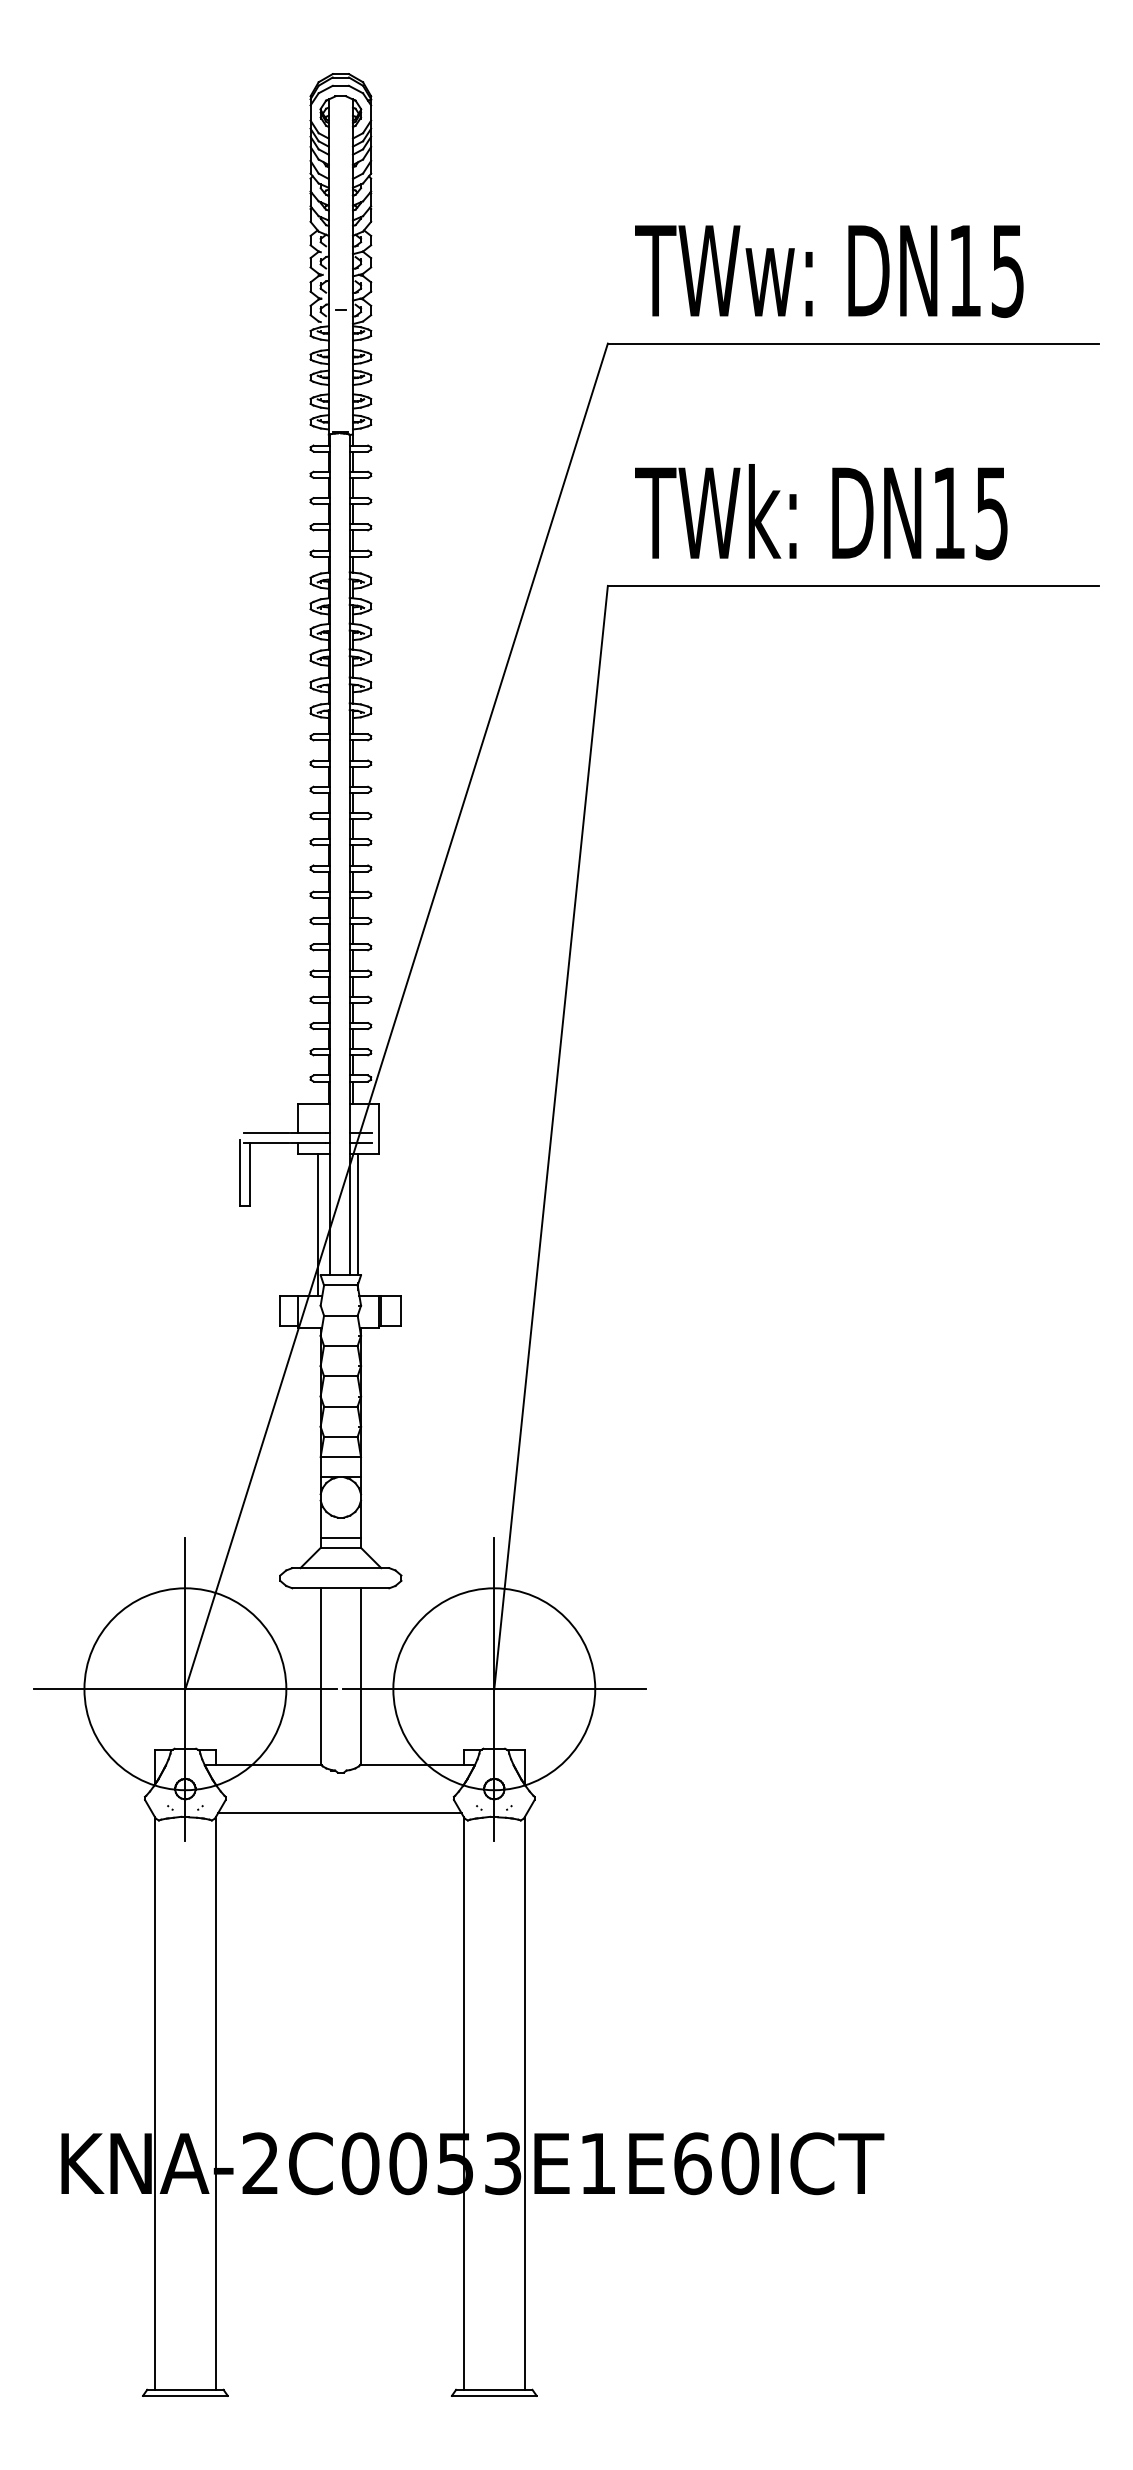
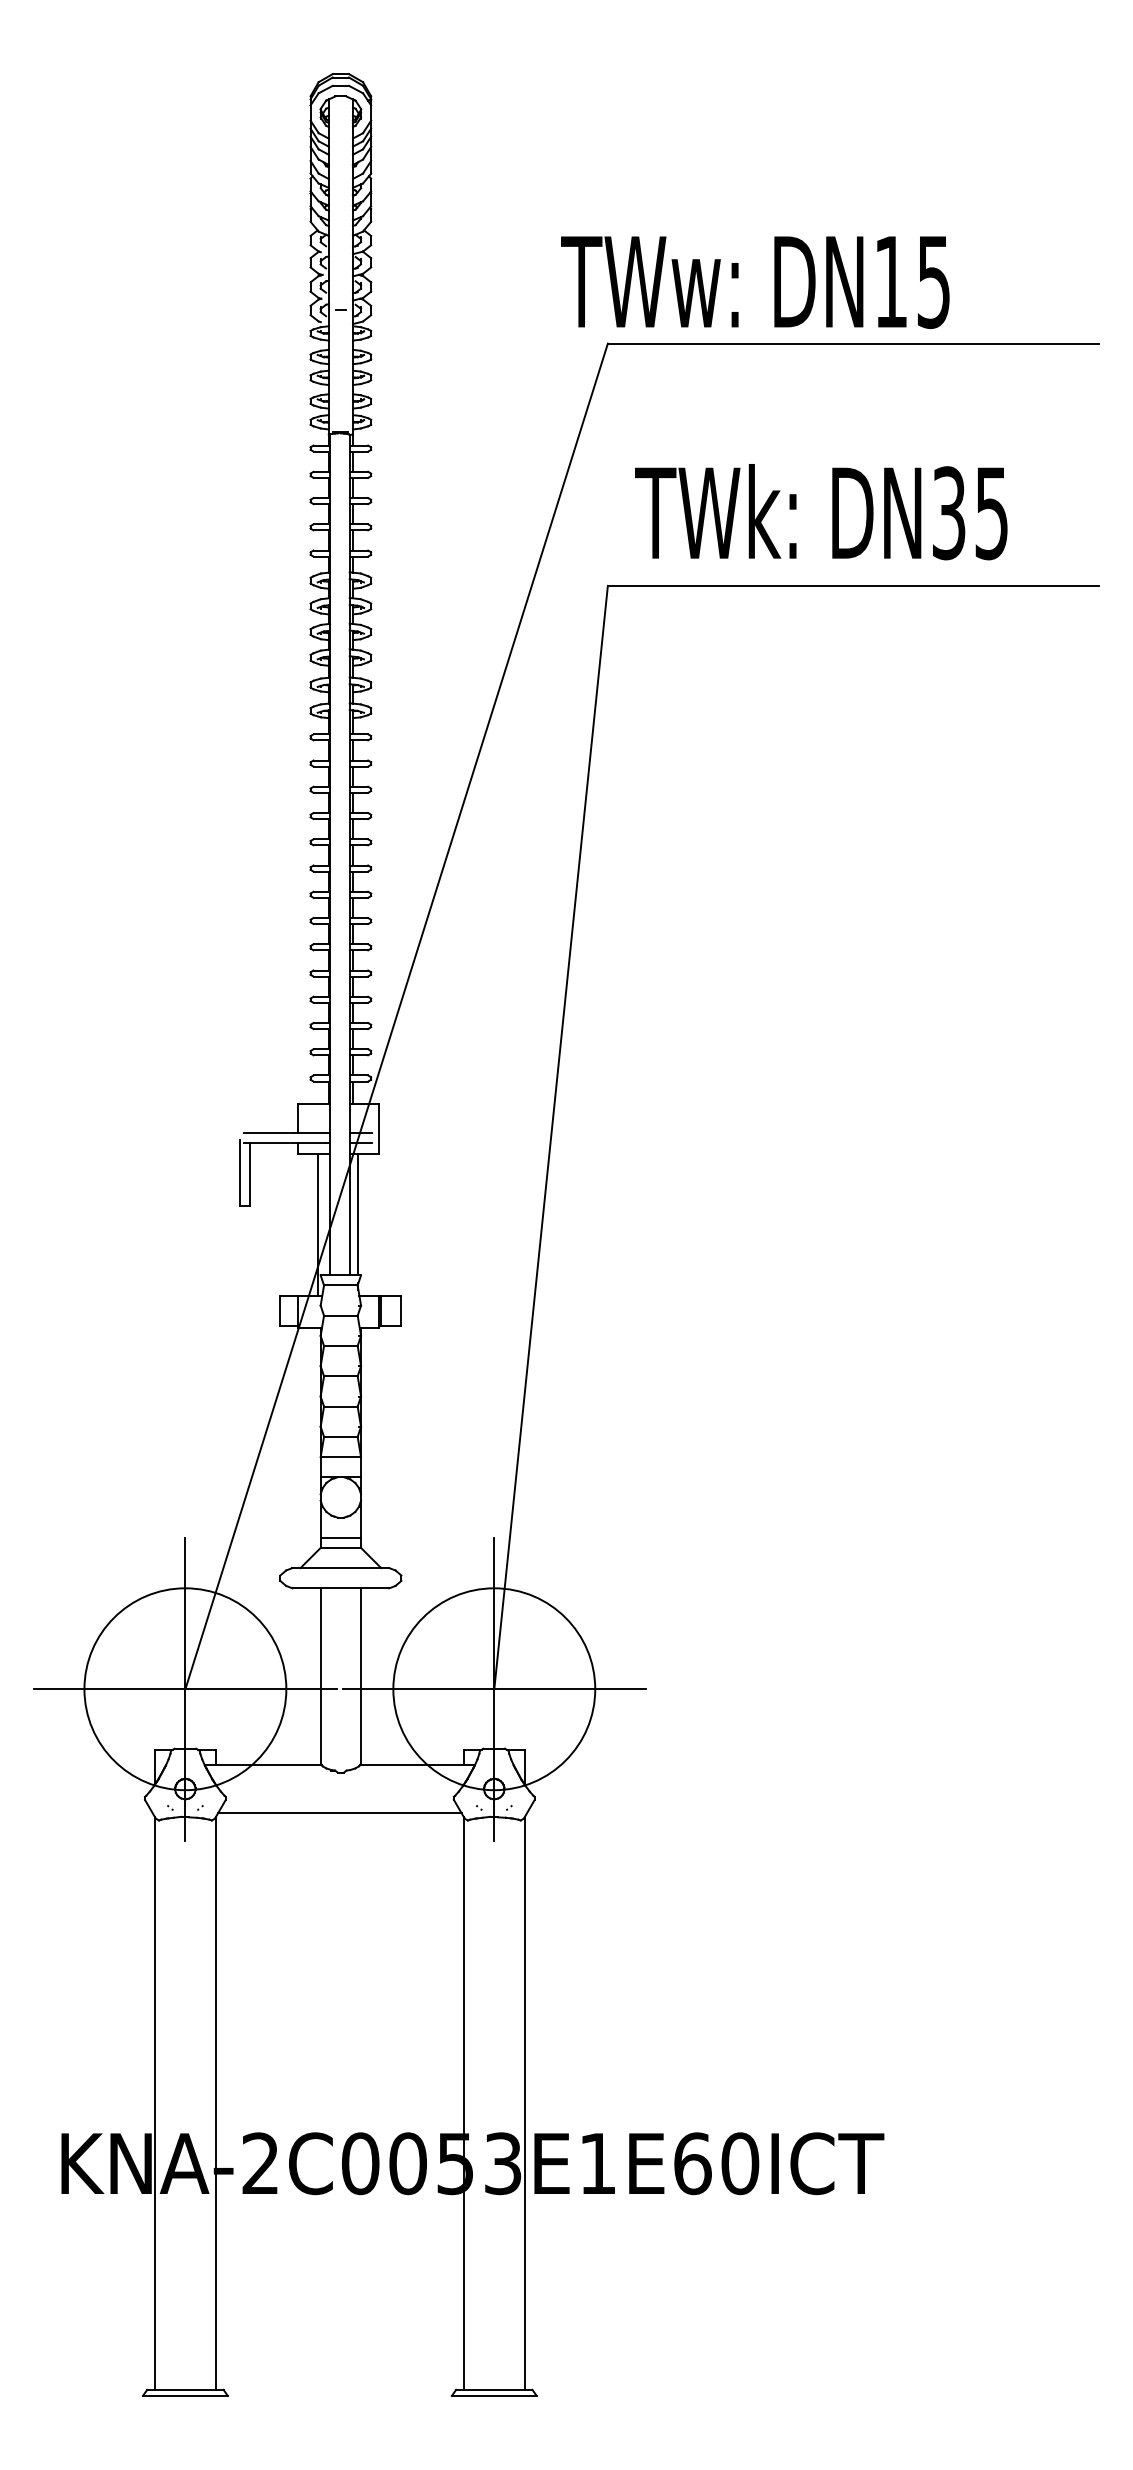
text position: (829, 271) -> (755, 282) (755, 282)
text: DN15 -> DN35 (949, 513)
